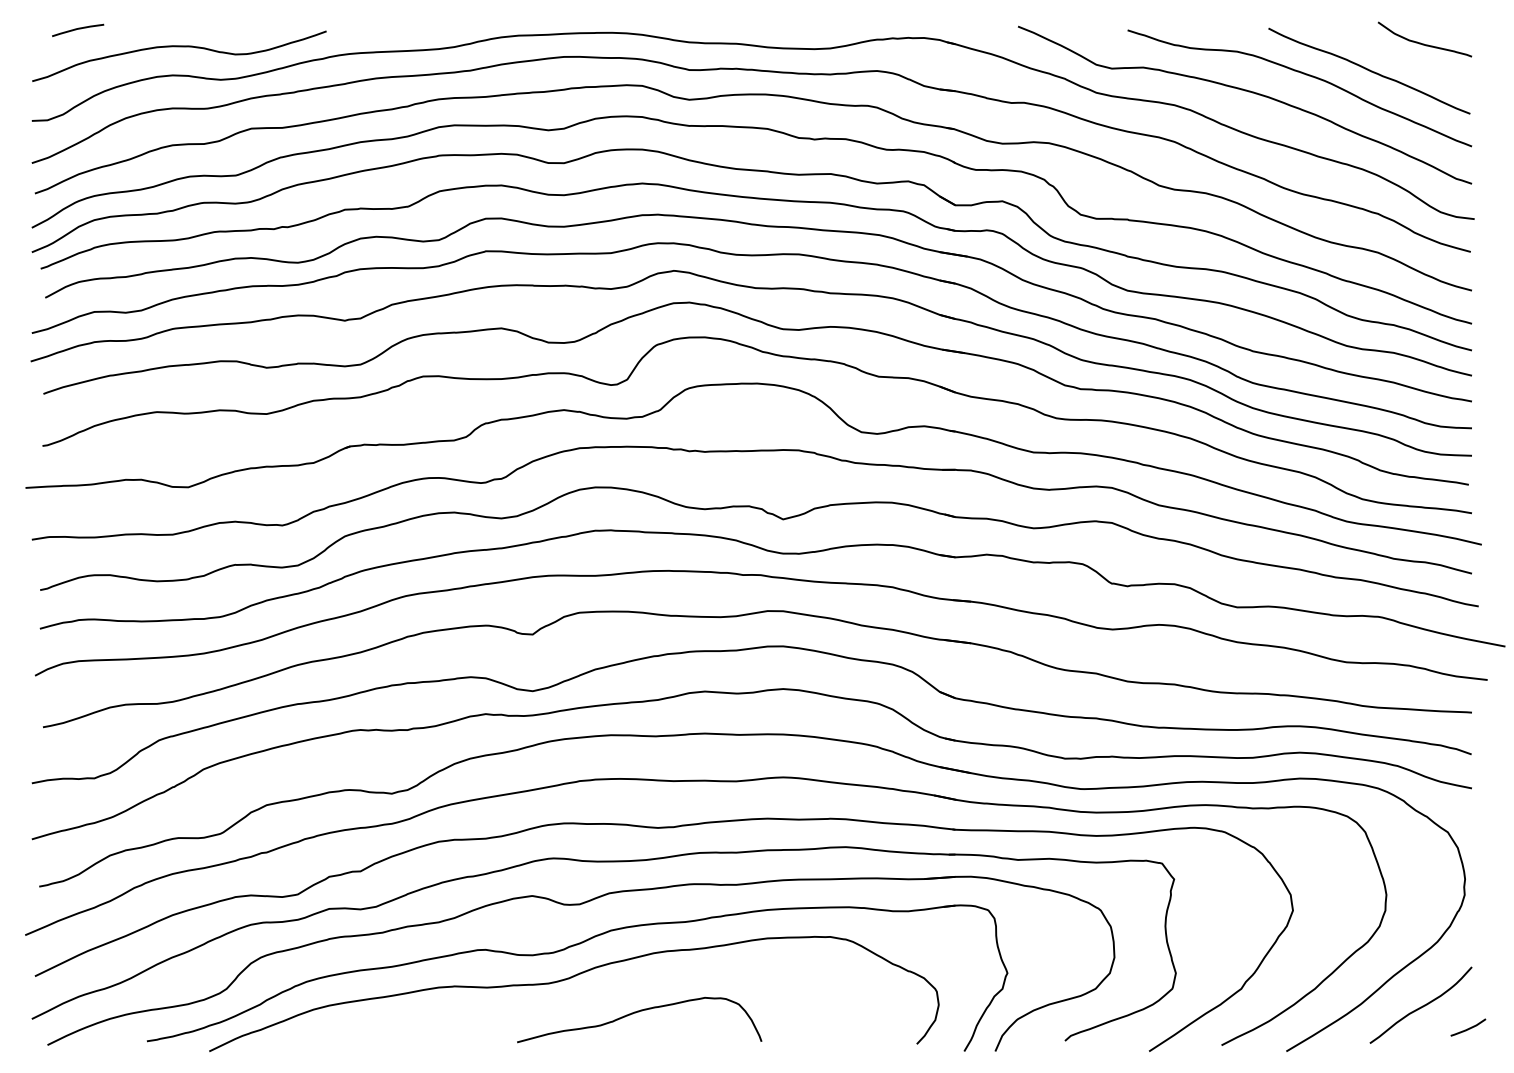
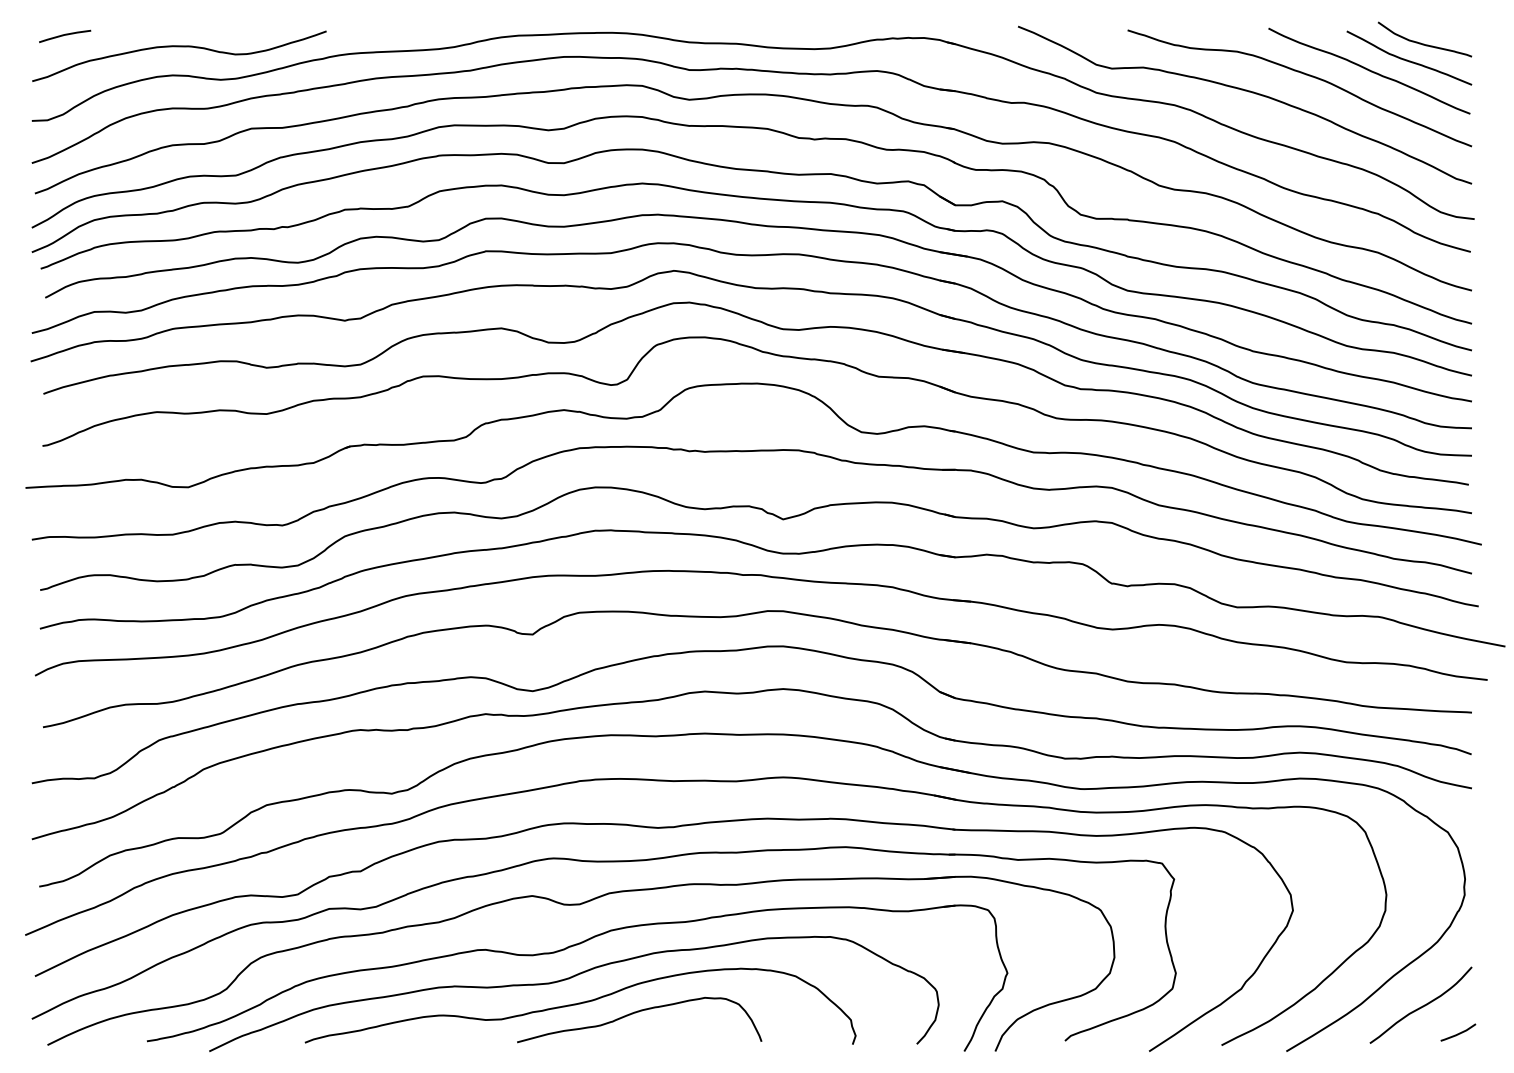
line position: (78, 29) -> (65, 35) (65, 35)
curve: none -> present (1407, 59)
curve: none -> present (580, 1004)
line position: (1469, 1027) -> (1459, 1032) (1459, 1032)
